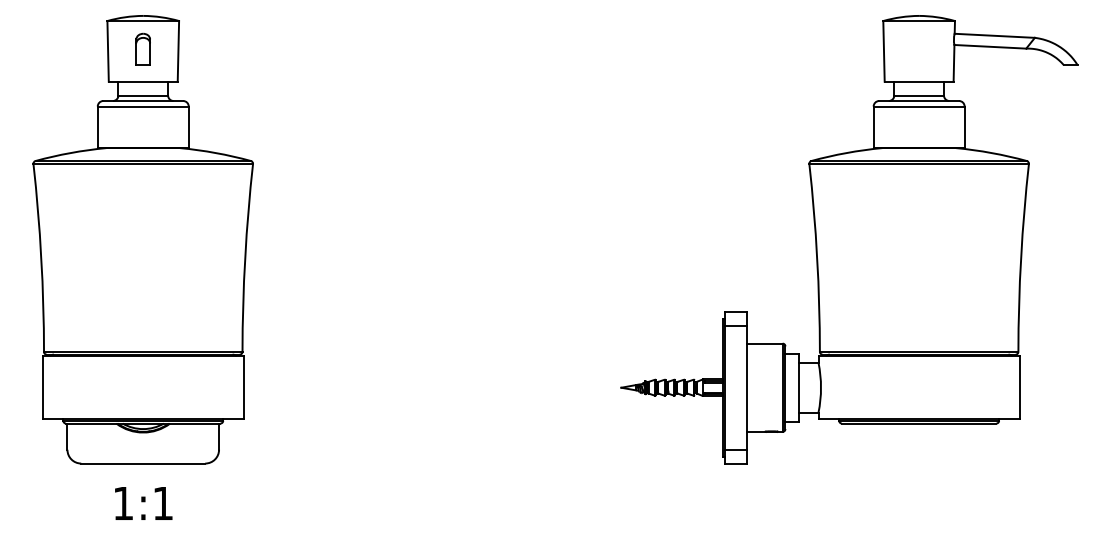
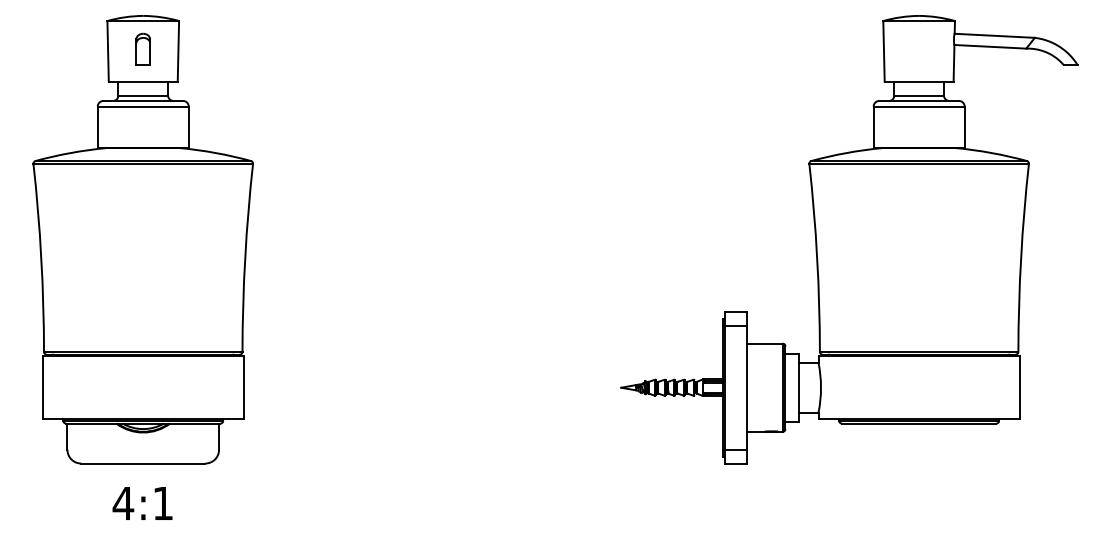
text: 1:1 -> 4:1 (123, 503)
